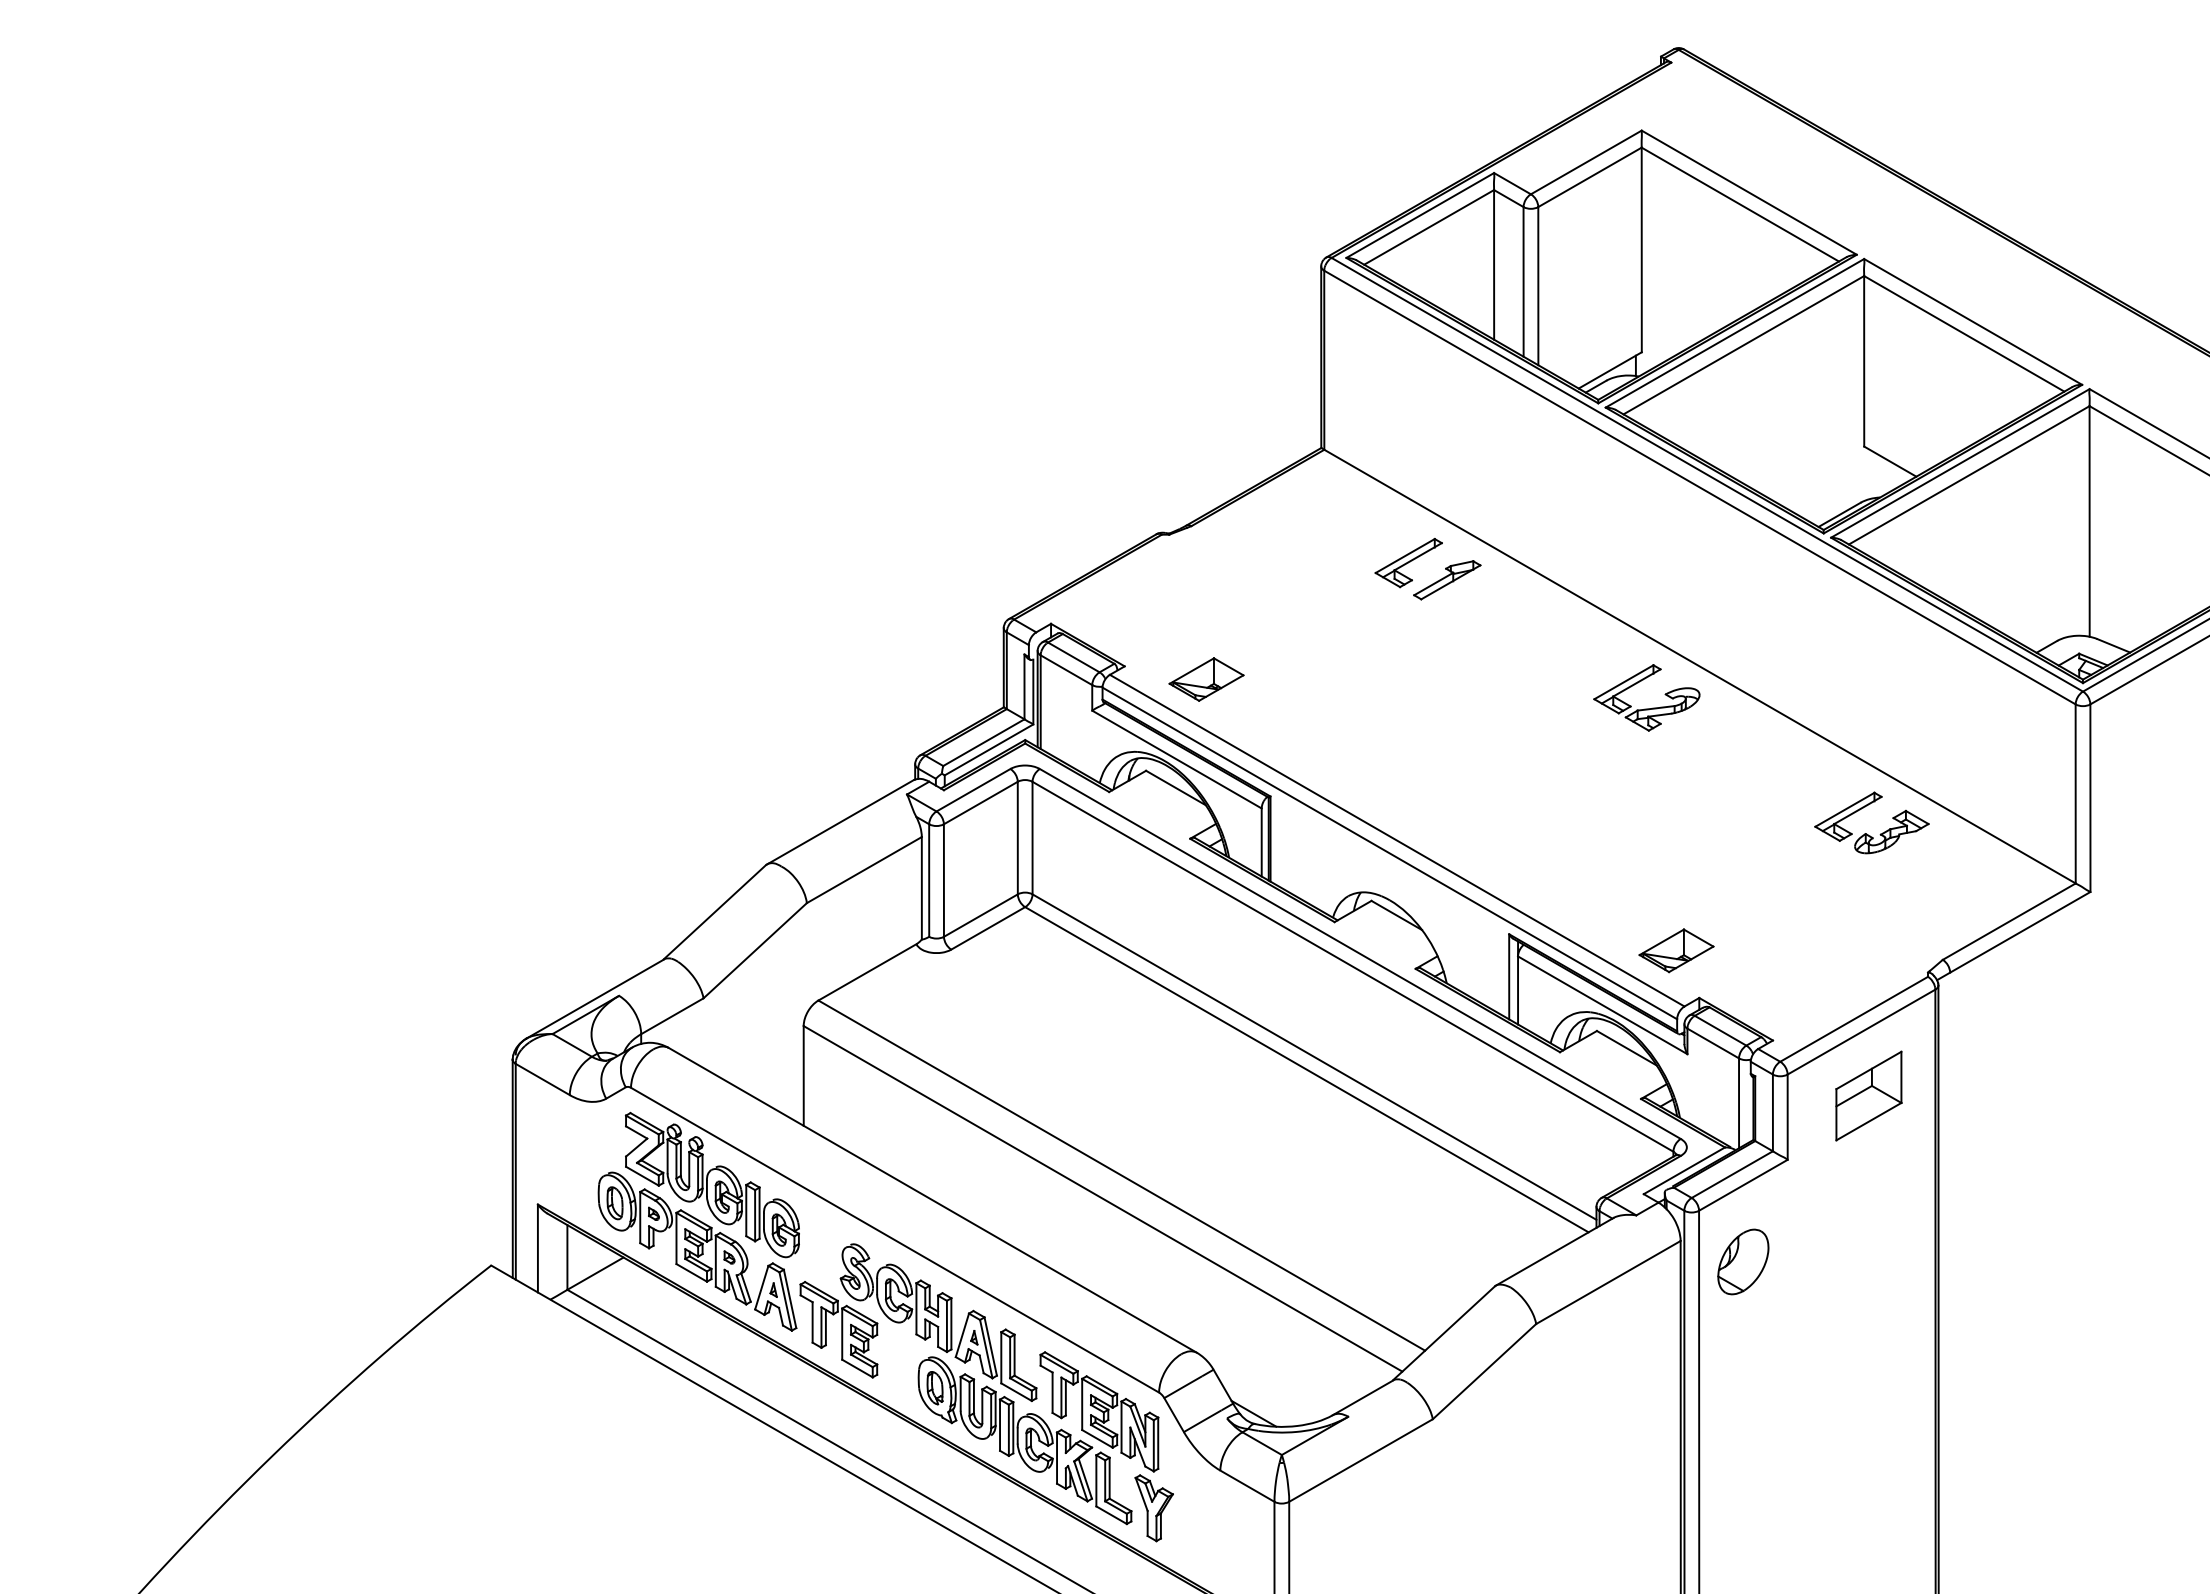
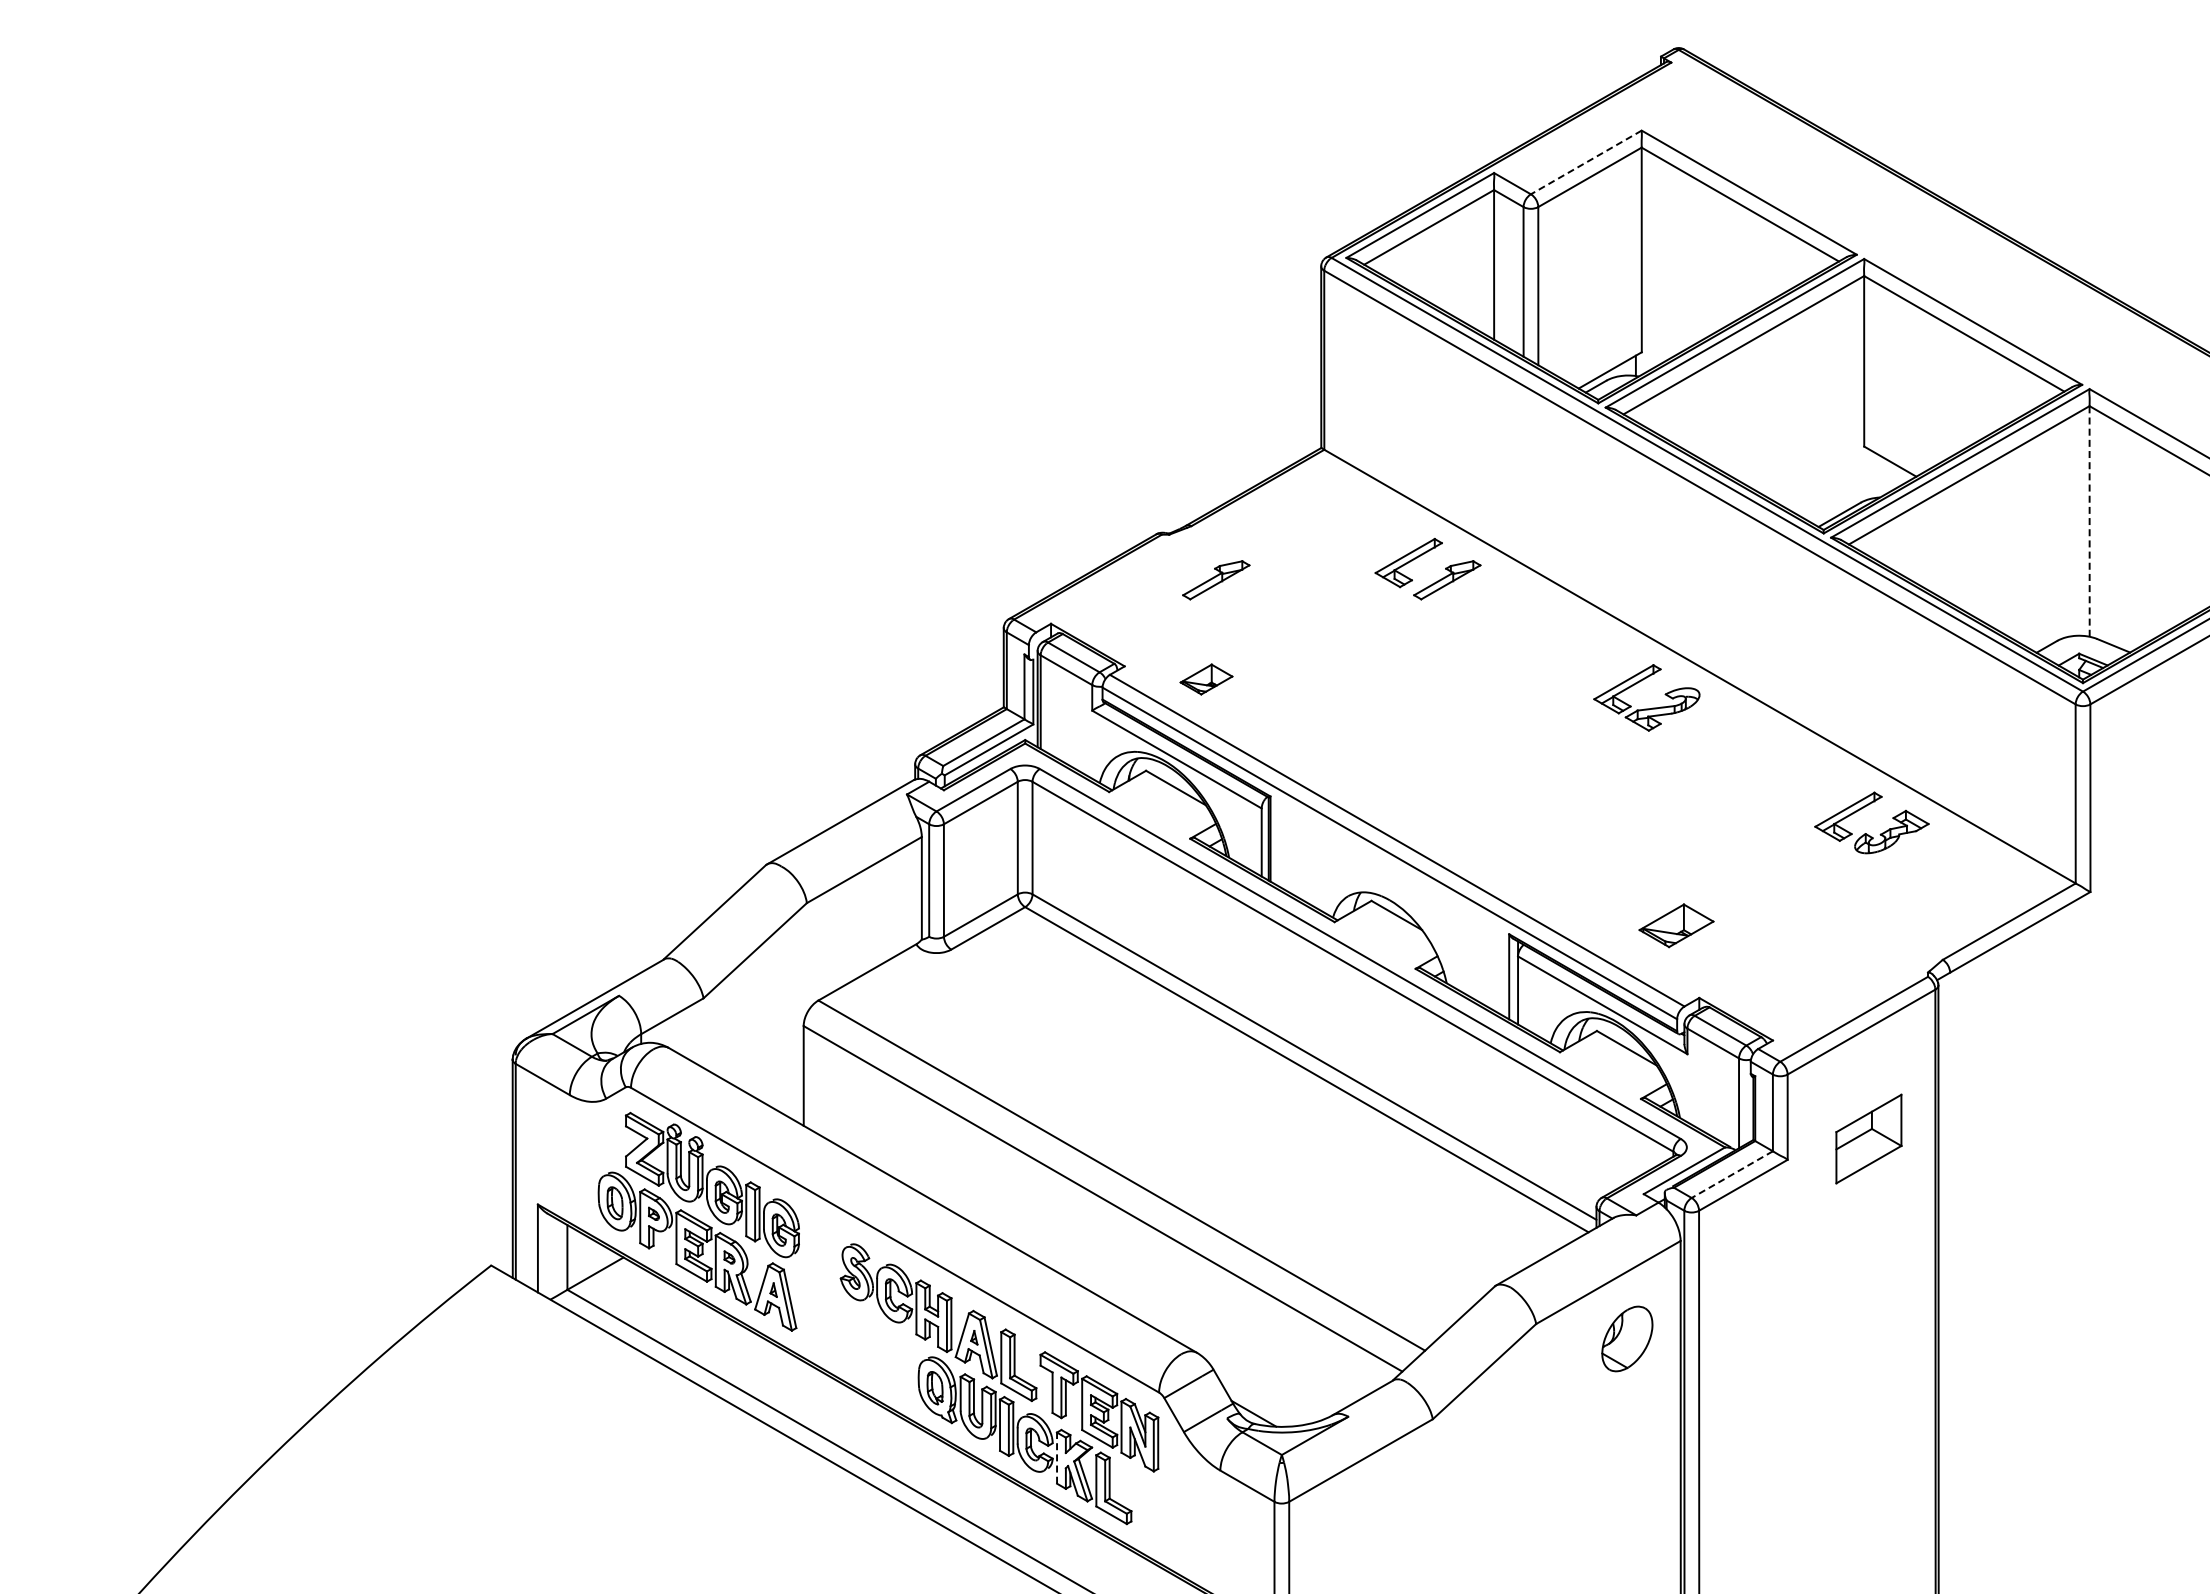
line: solid -> dashed (1586, 162)
line: solid -> dashed (2089, 520)
part: none -> present (1216, 580)
part size: 77x45 px -> 55x33 px (1206, 679)
part position: (1676, 950) -> (1676, 925) (1676, 925)
part position: (1868, 1095) -> (1868, 1138) (1868, 1138)
line: solid -> dashed (1732, 1174)
part position: (1743, 1261) -> (1627, 1338) (1627, 1338)
part: present -> none (838, 1329)
line: solid -> dashed (1057, 1458)
part: present -> none (1153, 1508)
